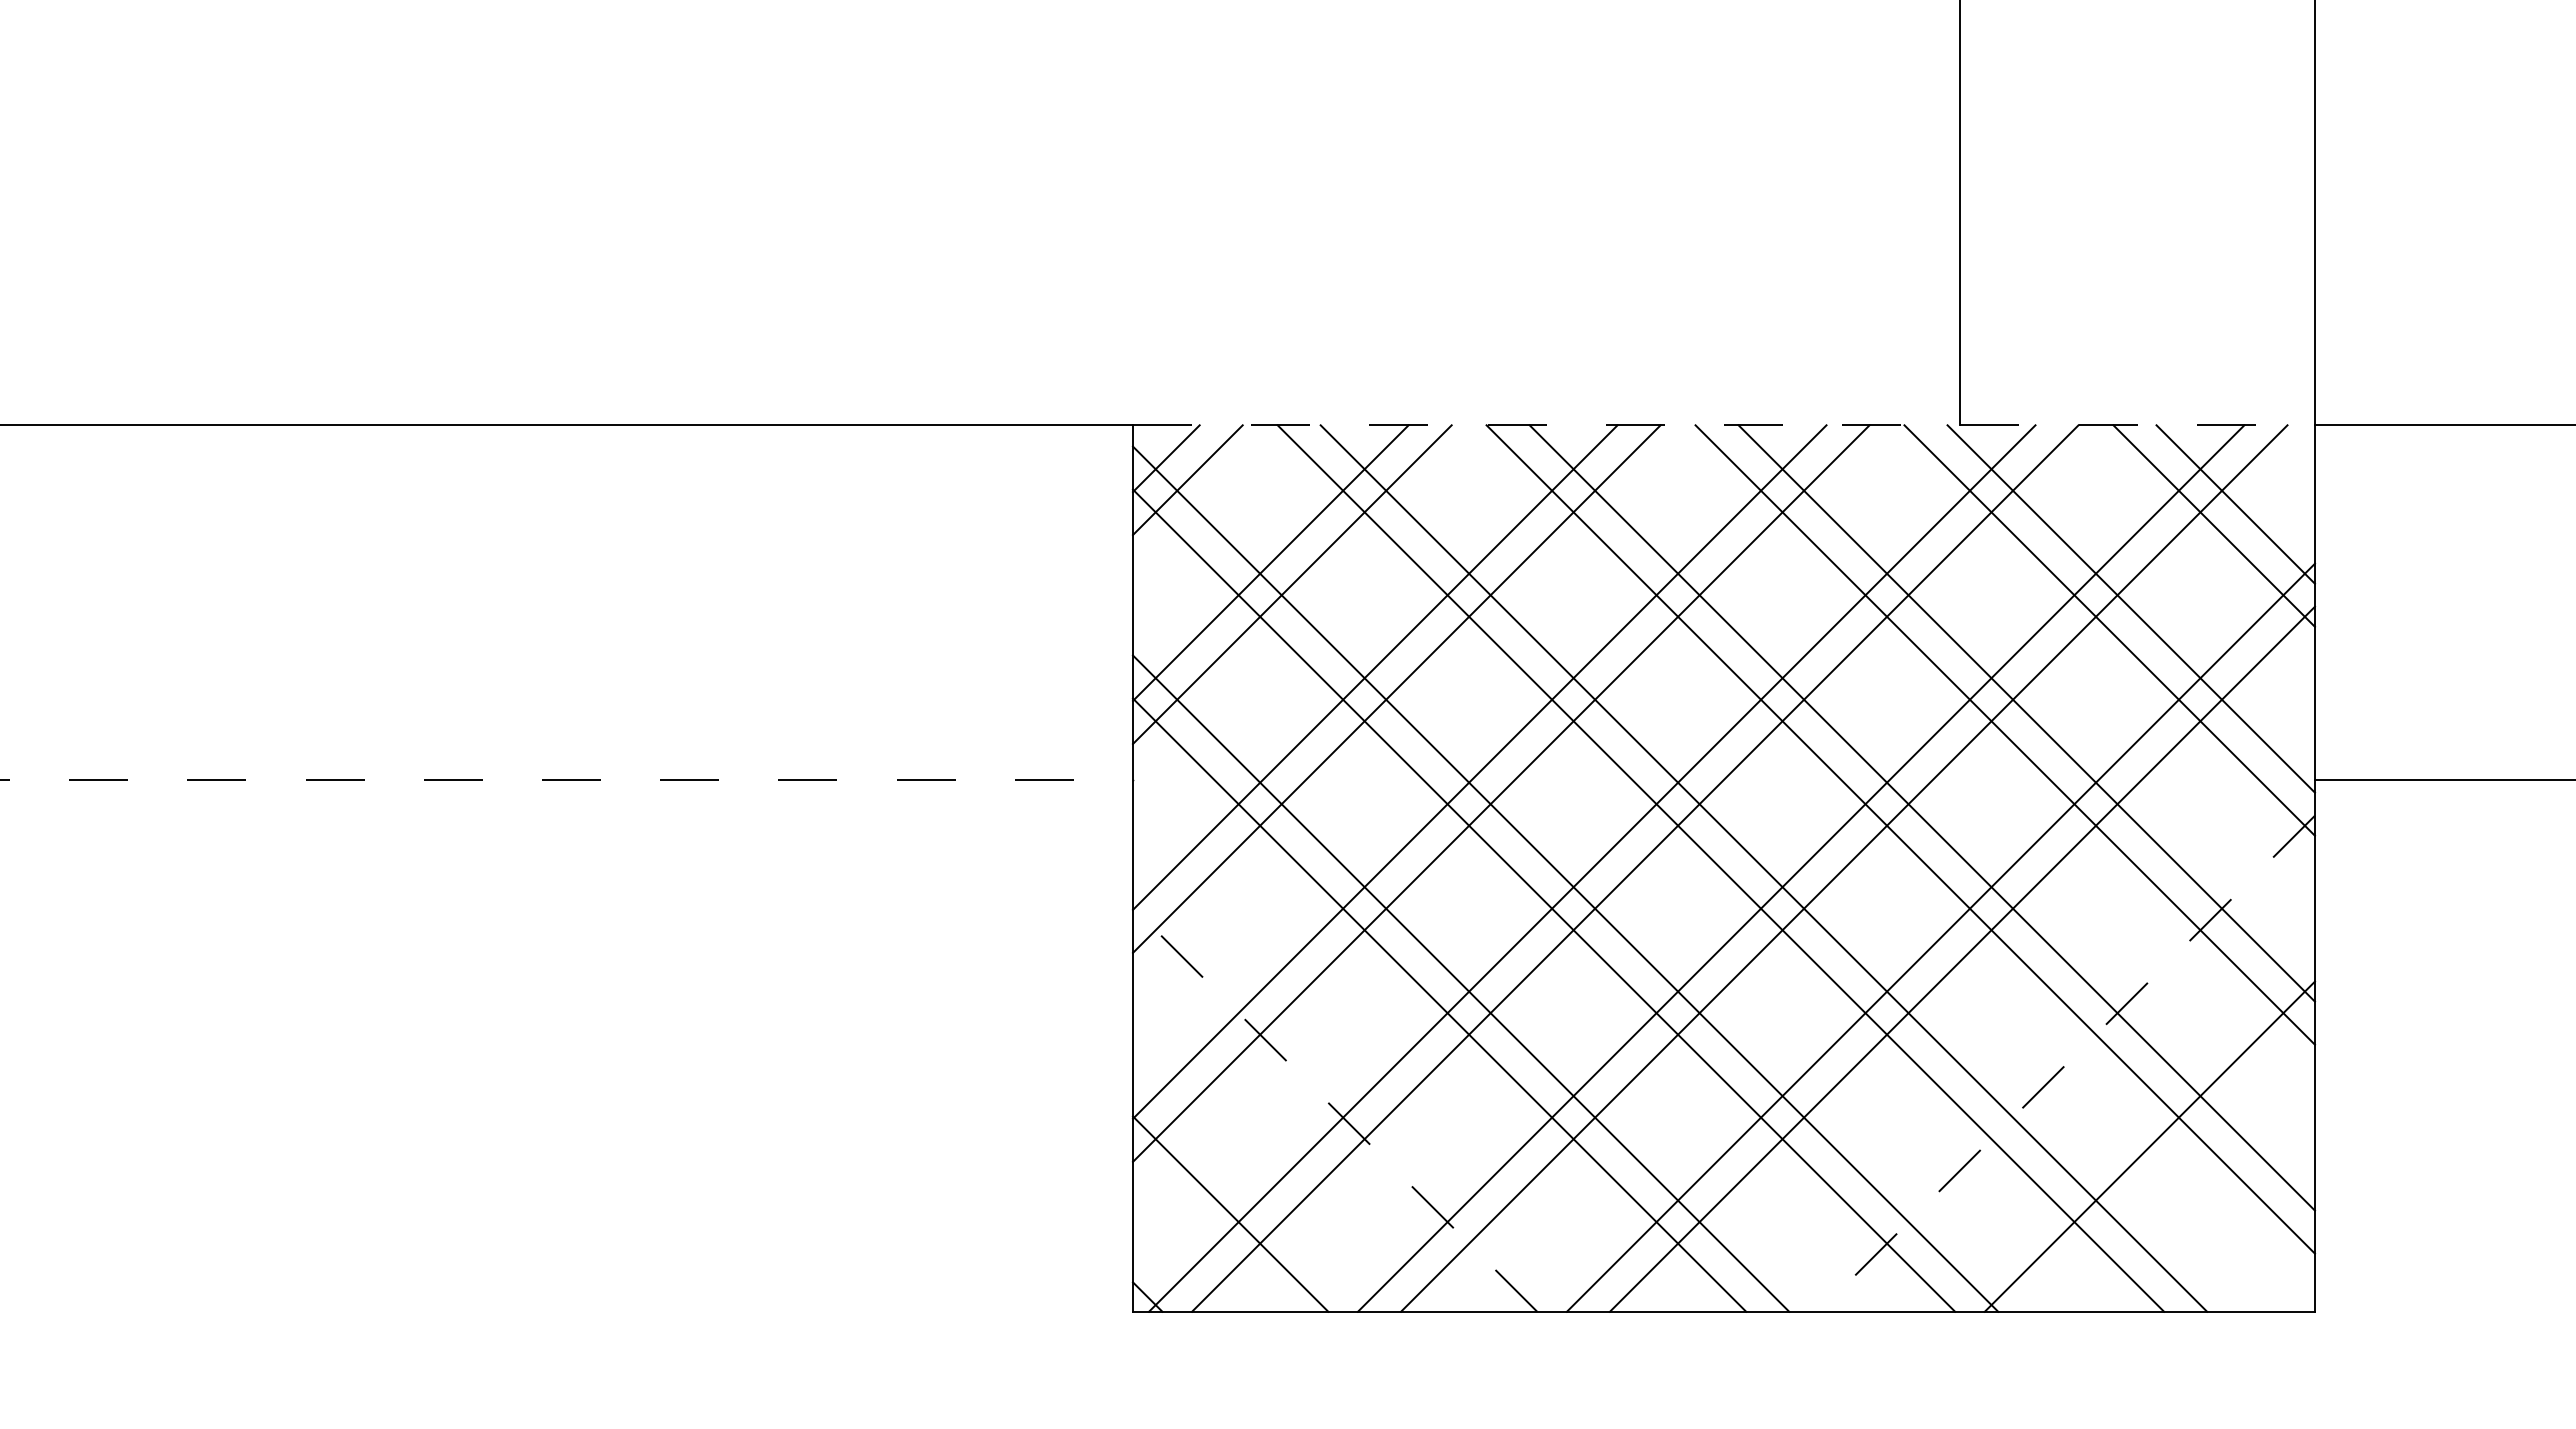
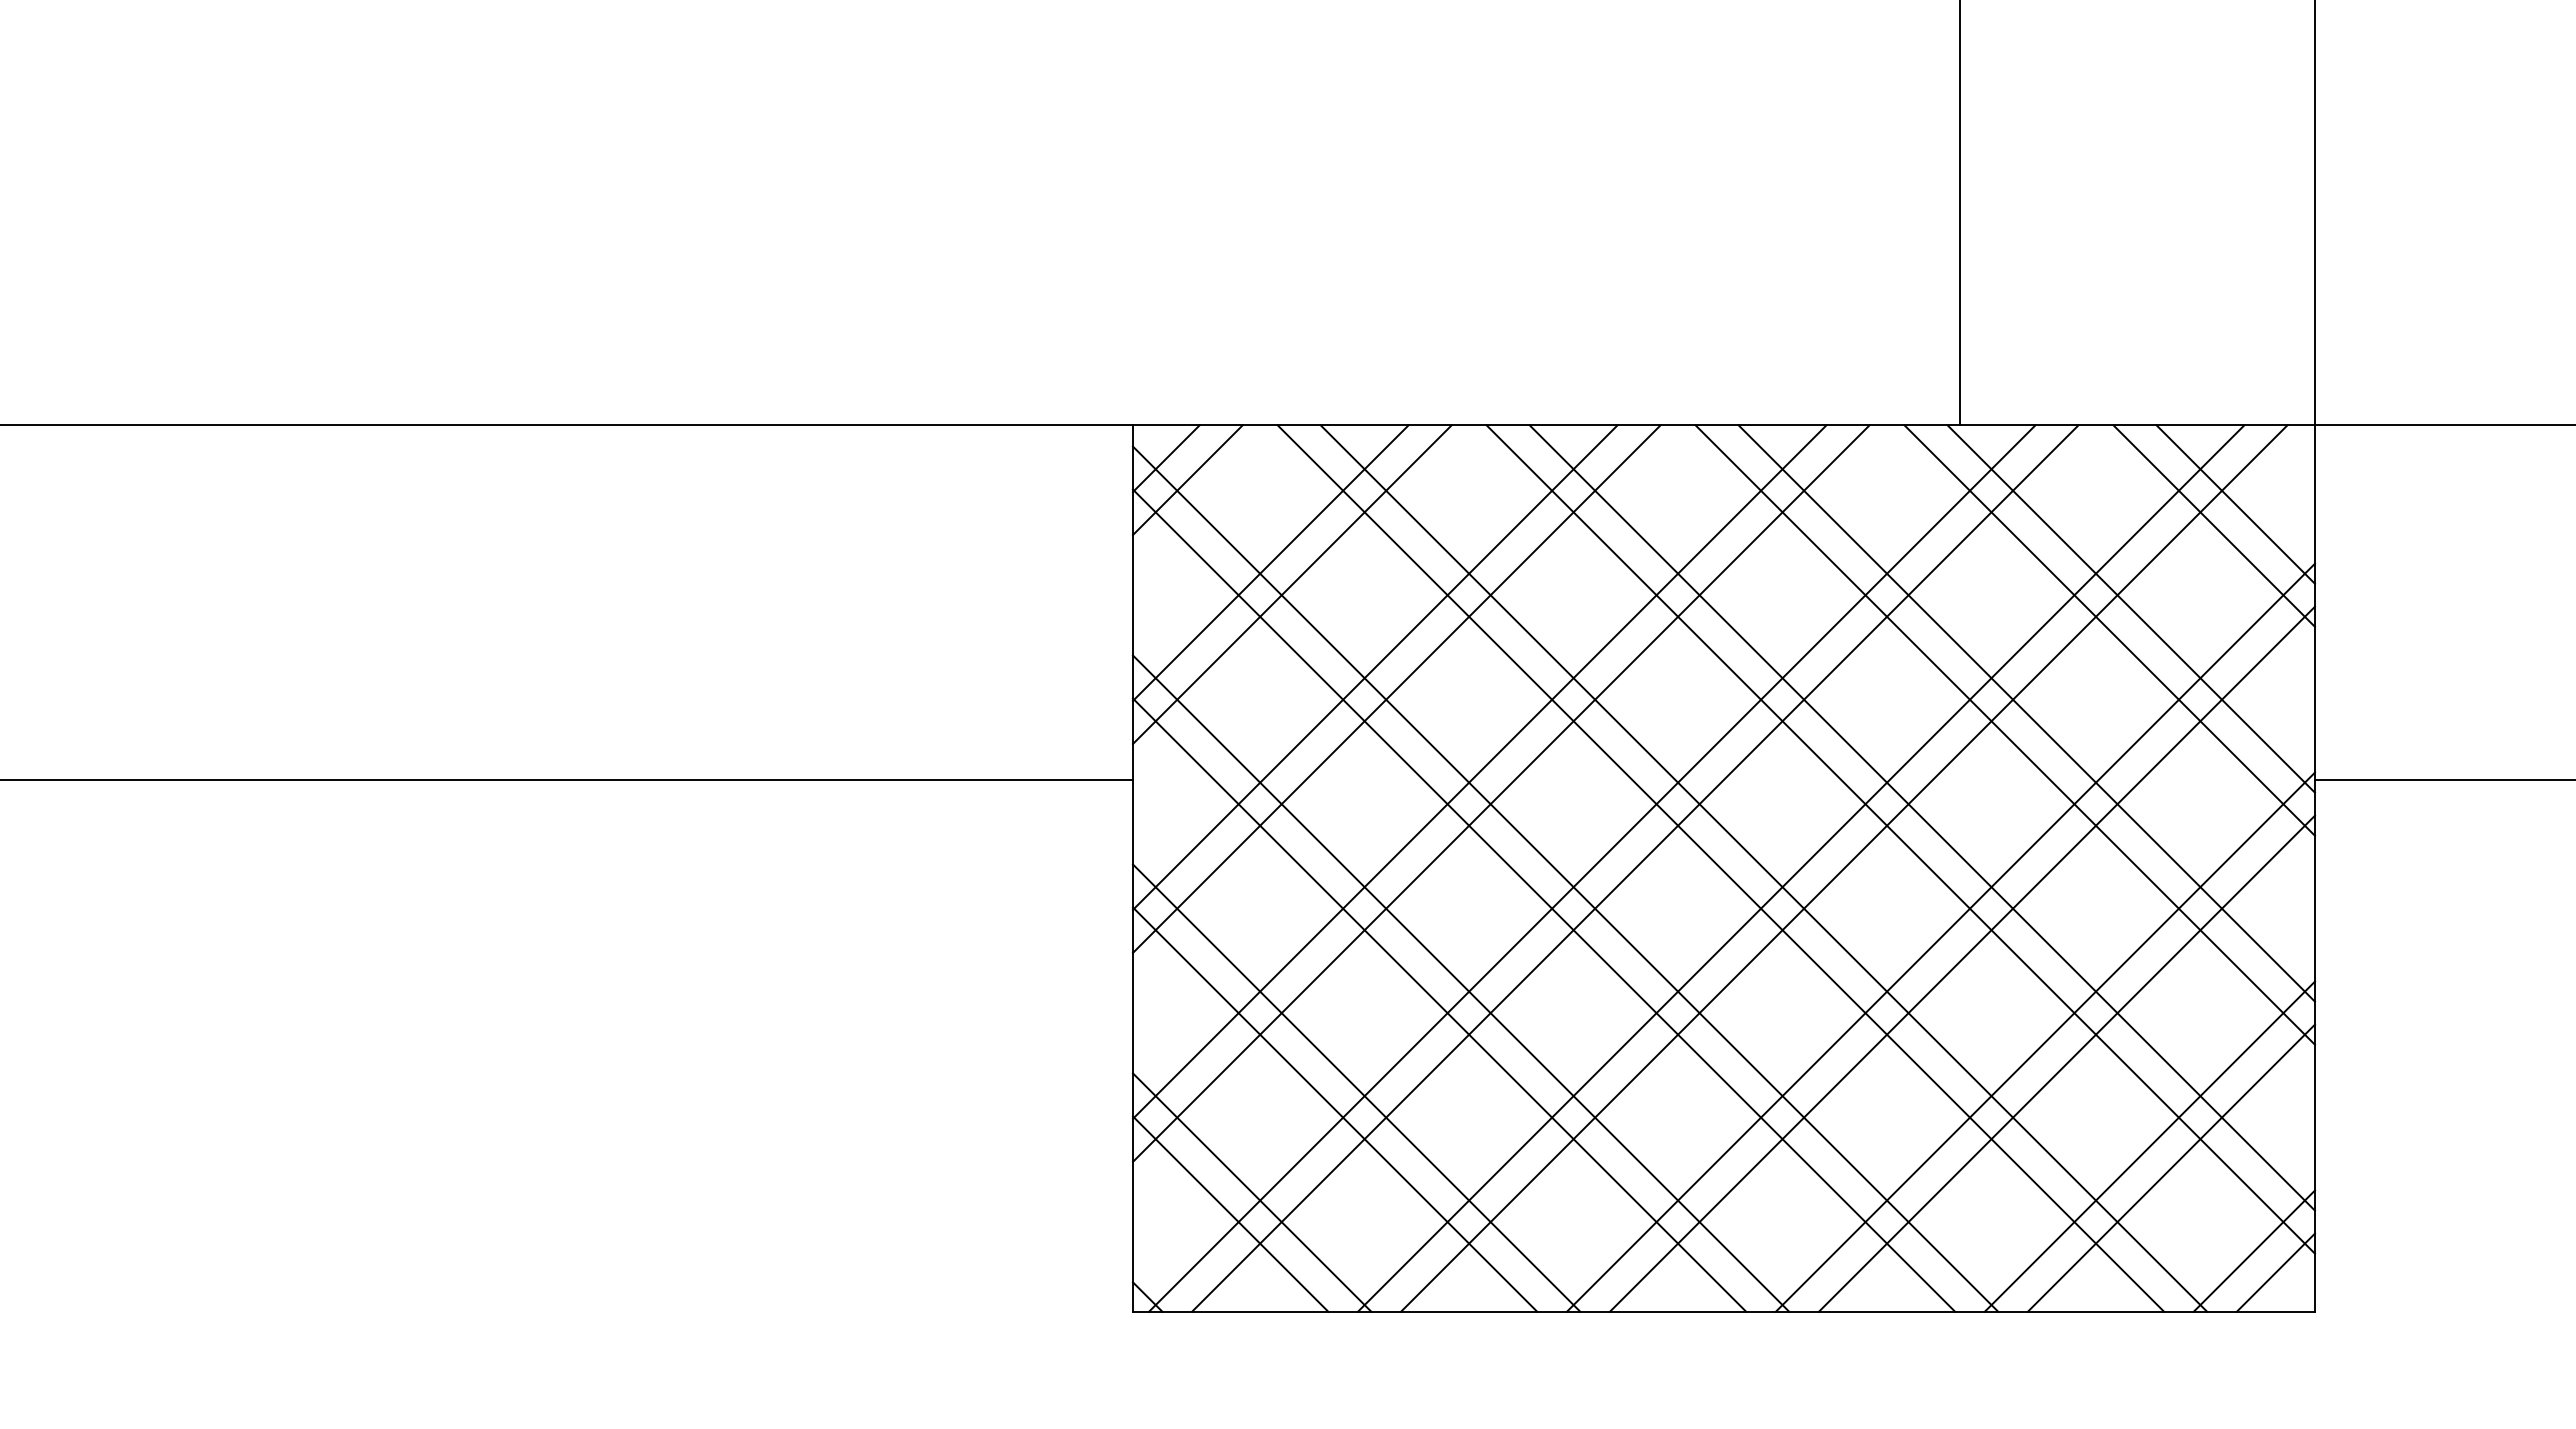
line: dashed -> solid (1723, 425)
line: dashed -> solid (566, 779)
line: none -> present (2044, 1041)
line: dashed -> solid (2066, 1063)
line: none -> present (1356, 1087)
line: dashed -> solid (1335, 1109)
line: none -> present (2170, 1167)
line: none -> present (1251, 1192)
line: none -> present (2253, 1250)
line: none -> present (2275, 1272)
